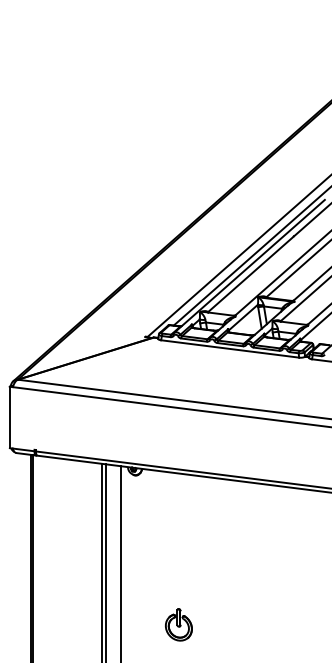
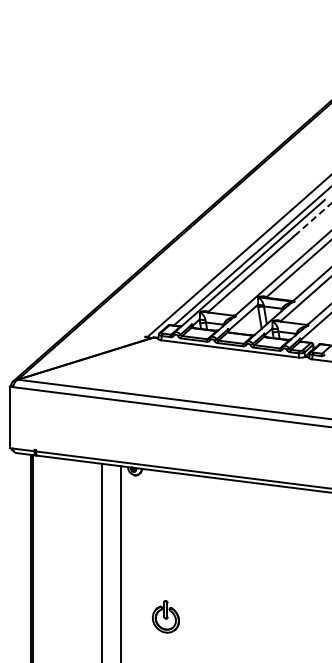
line: solid -> dashed (312, 219)
line: present -> none (105, 561)
part position: (178, 624) -> (165, 616) (165, 616)
